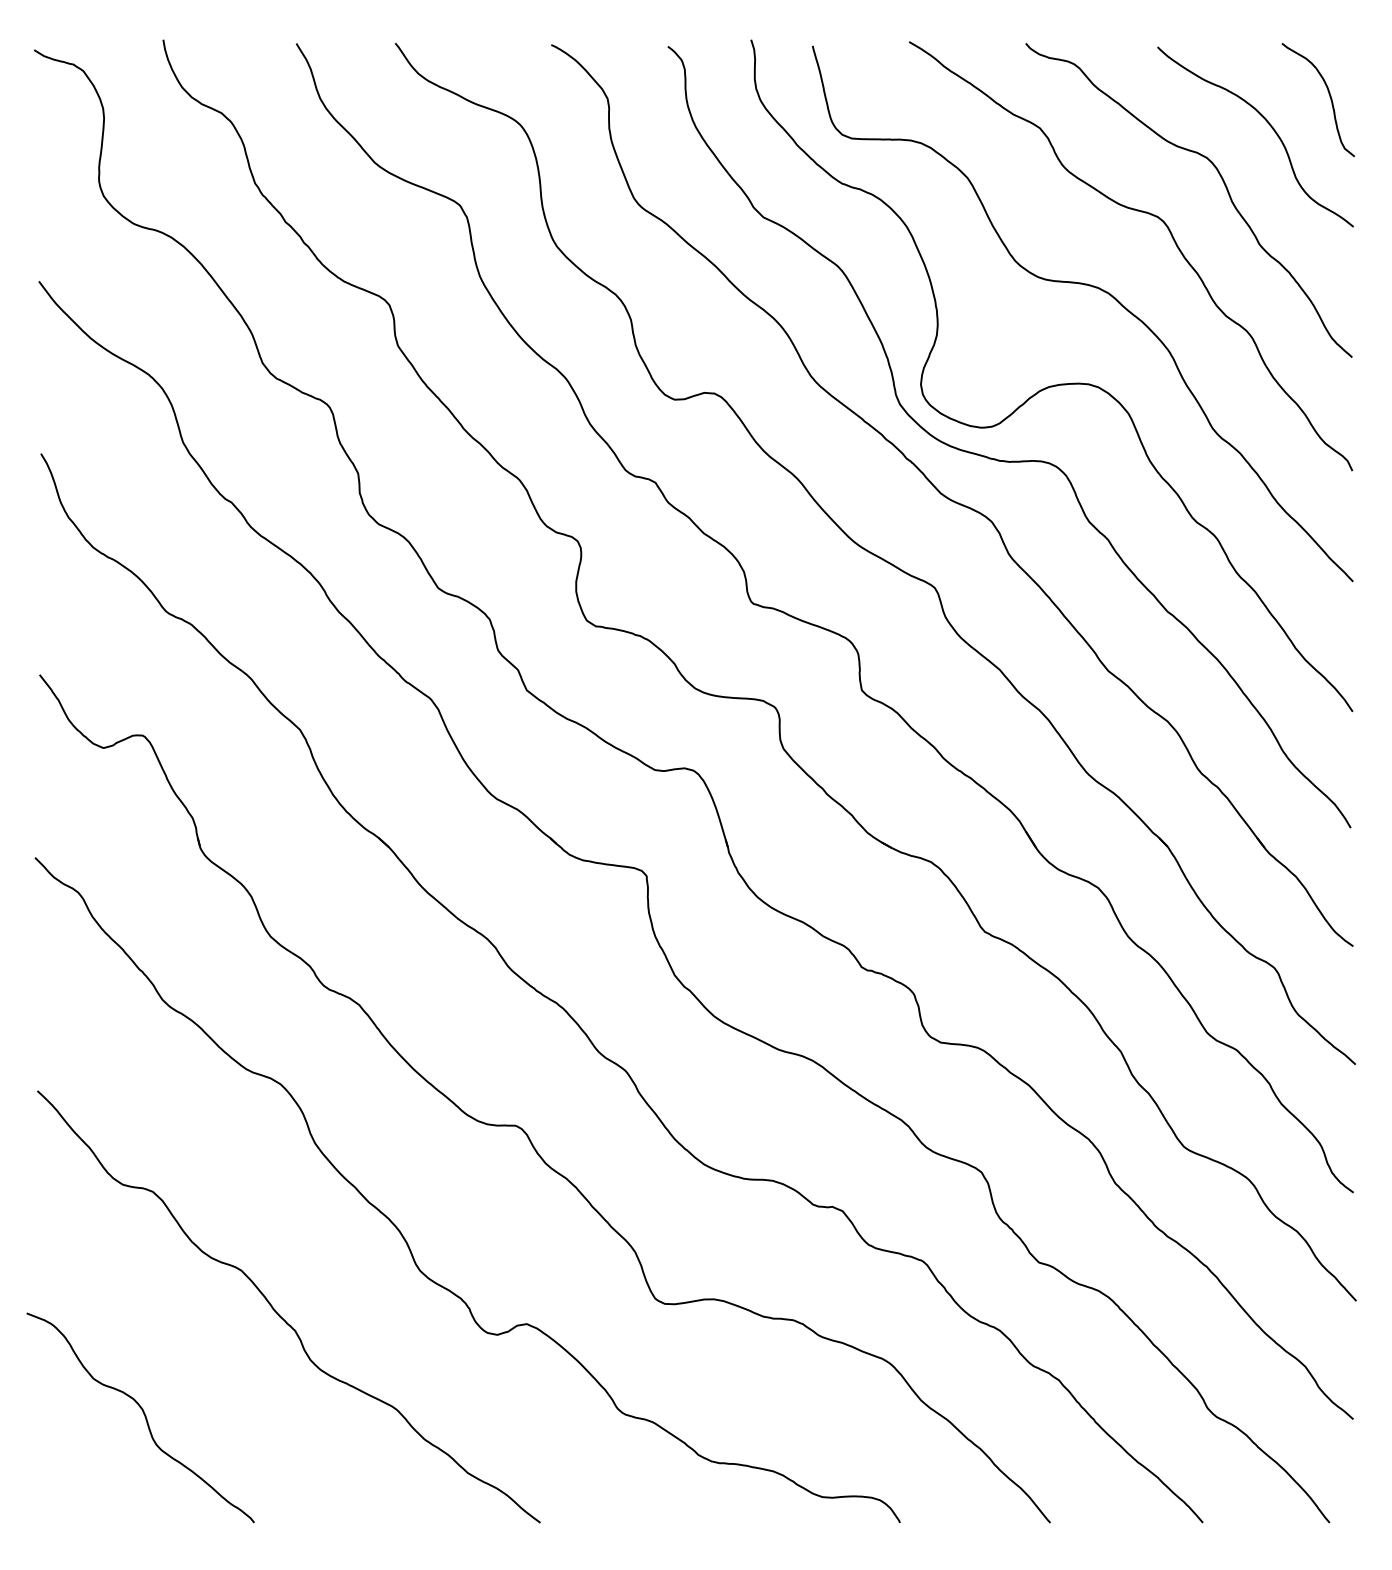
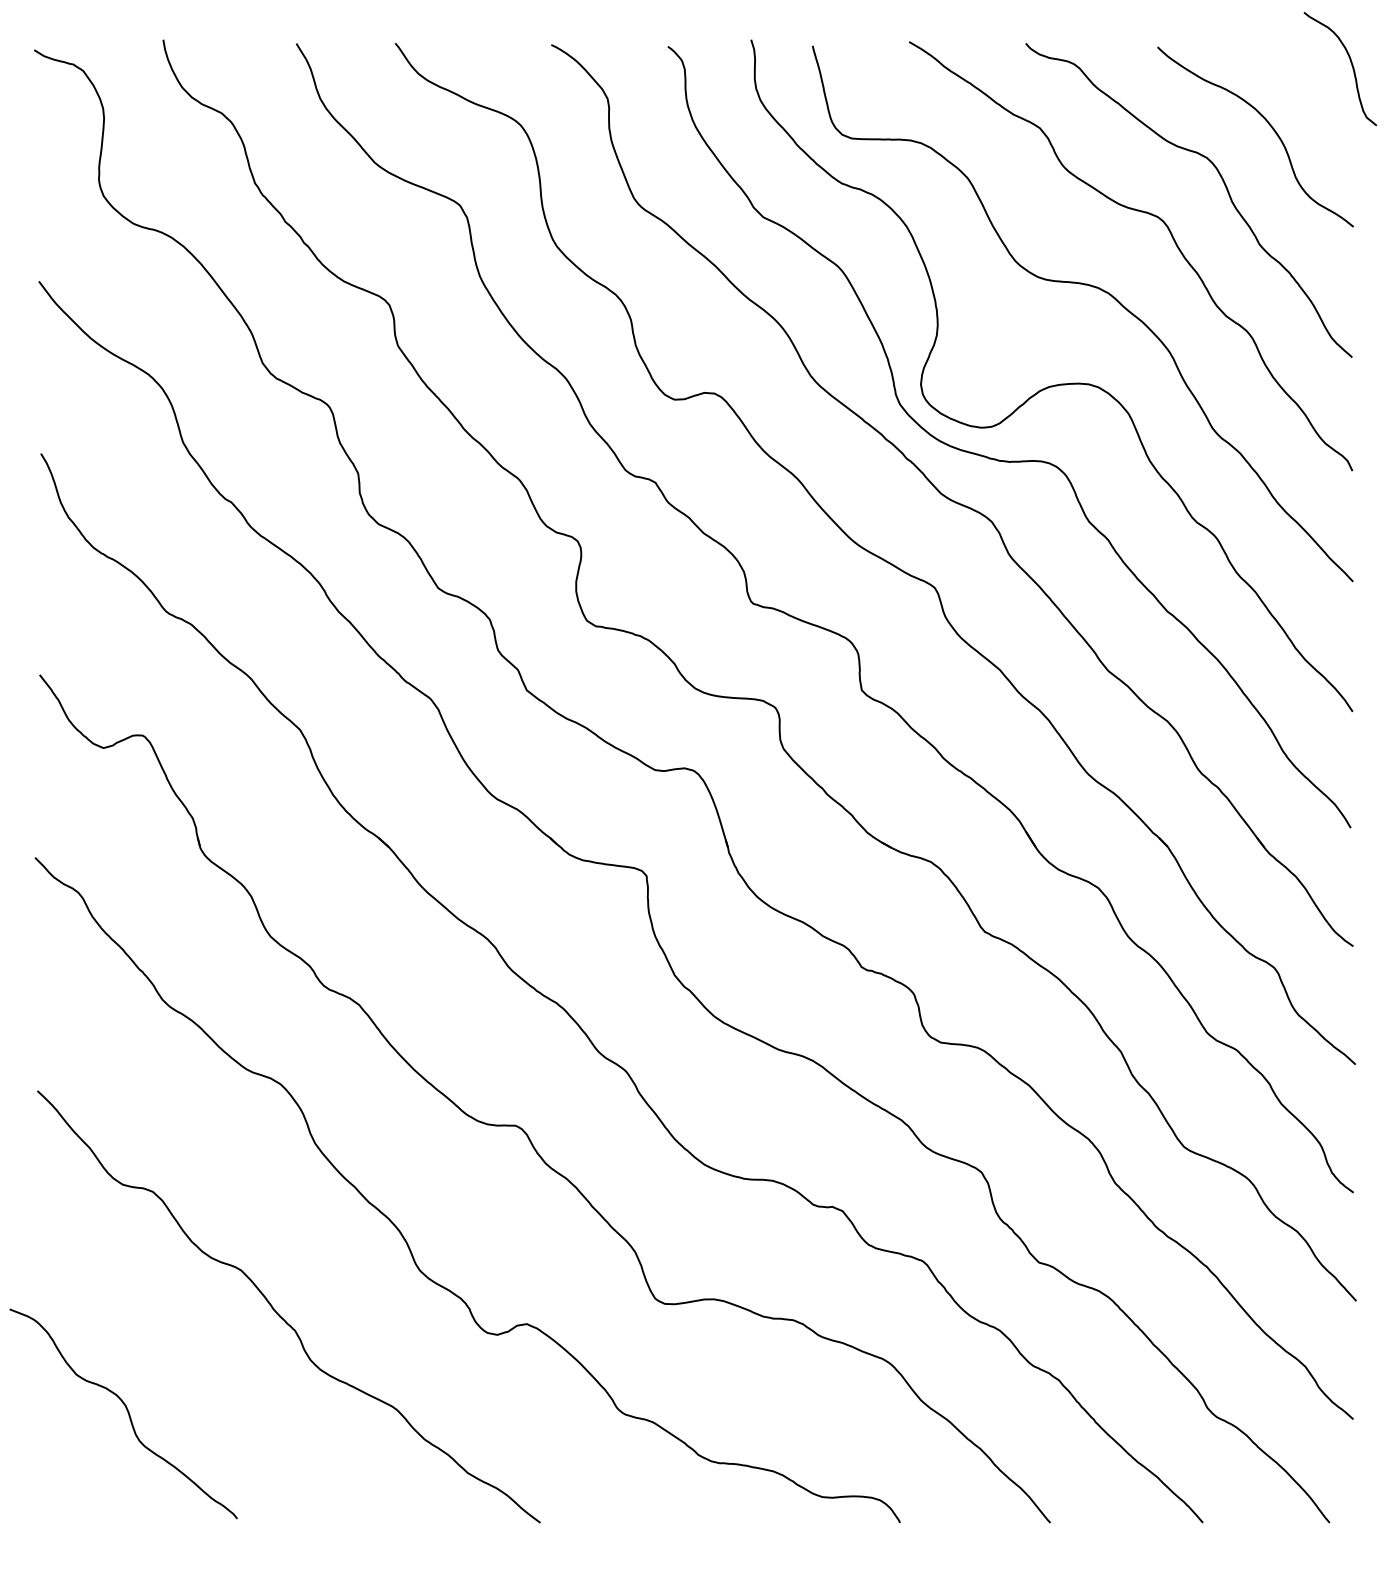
curve position: (1329, 97) -> (1351, 66) (1351, 66)
curve position: (144, 1416) -> (127, 1412) (127, 1412)
